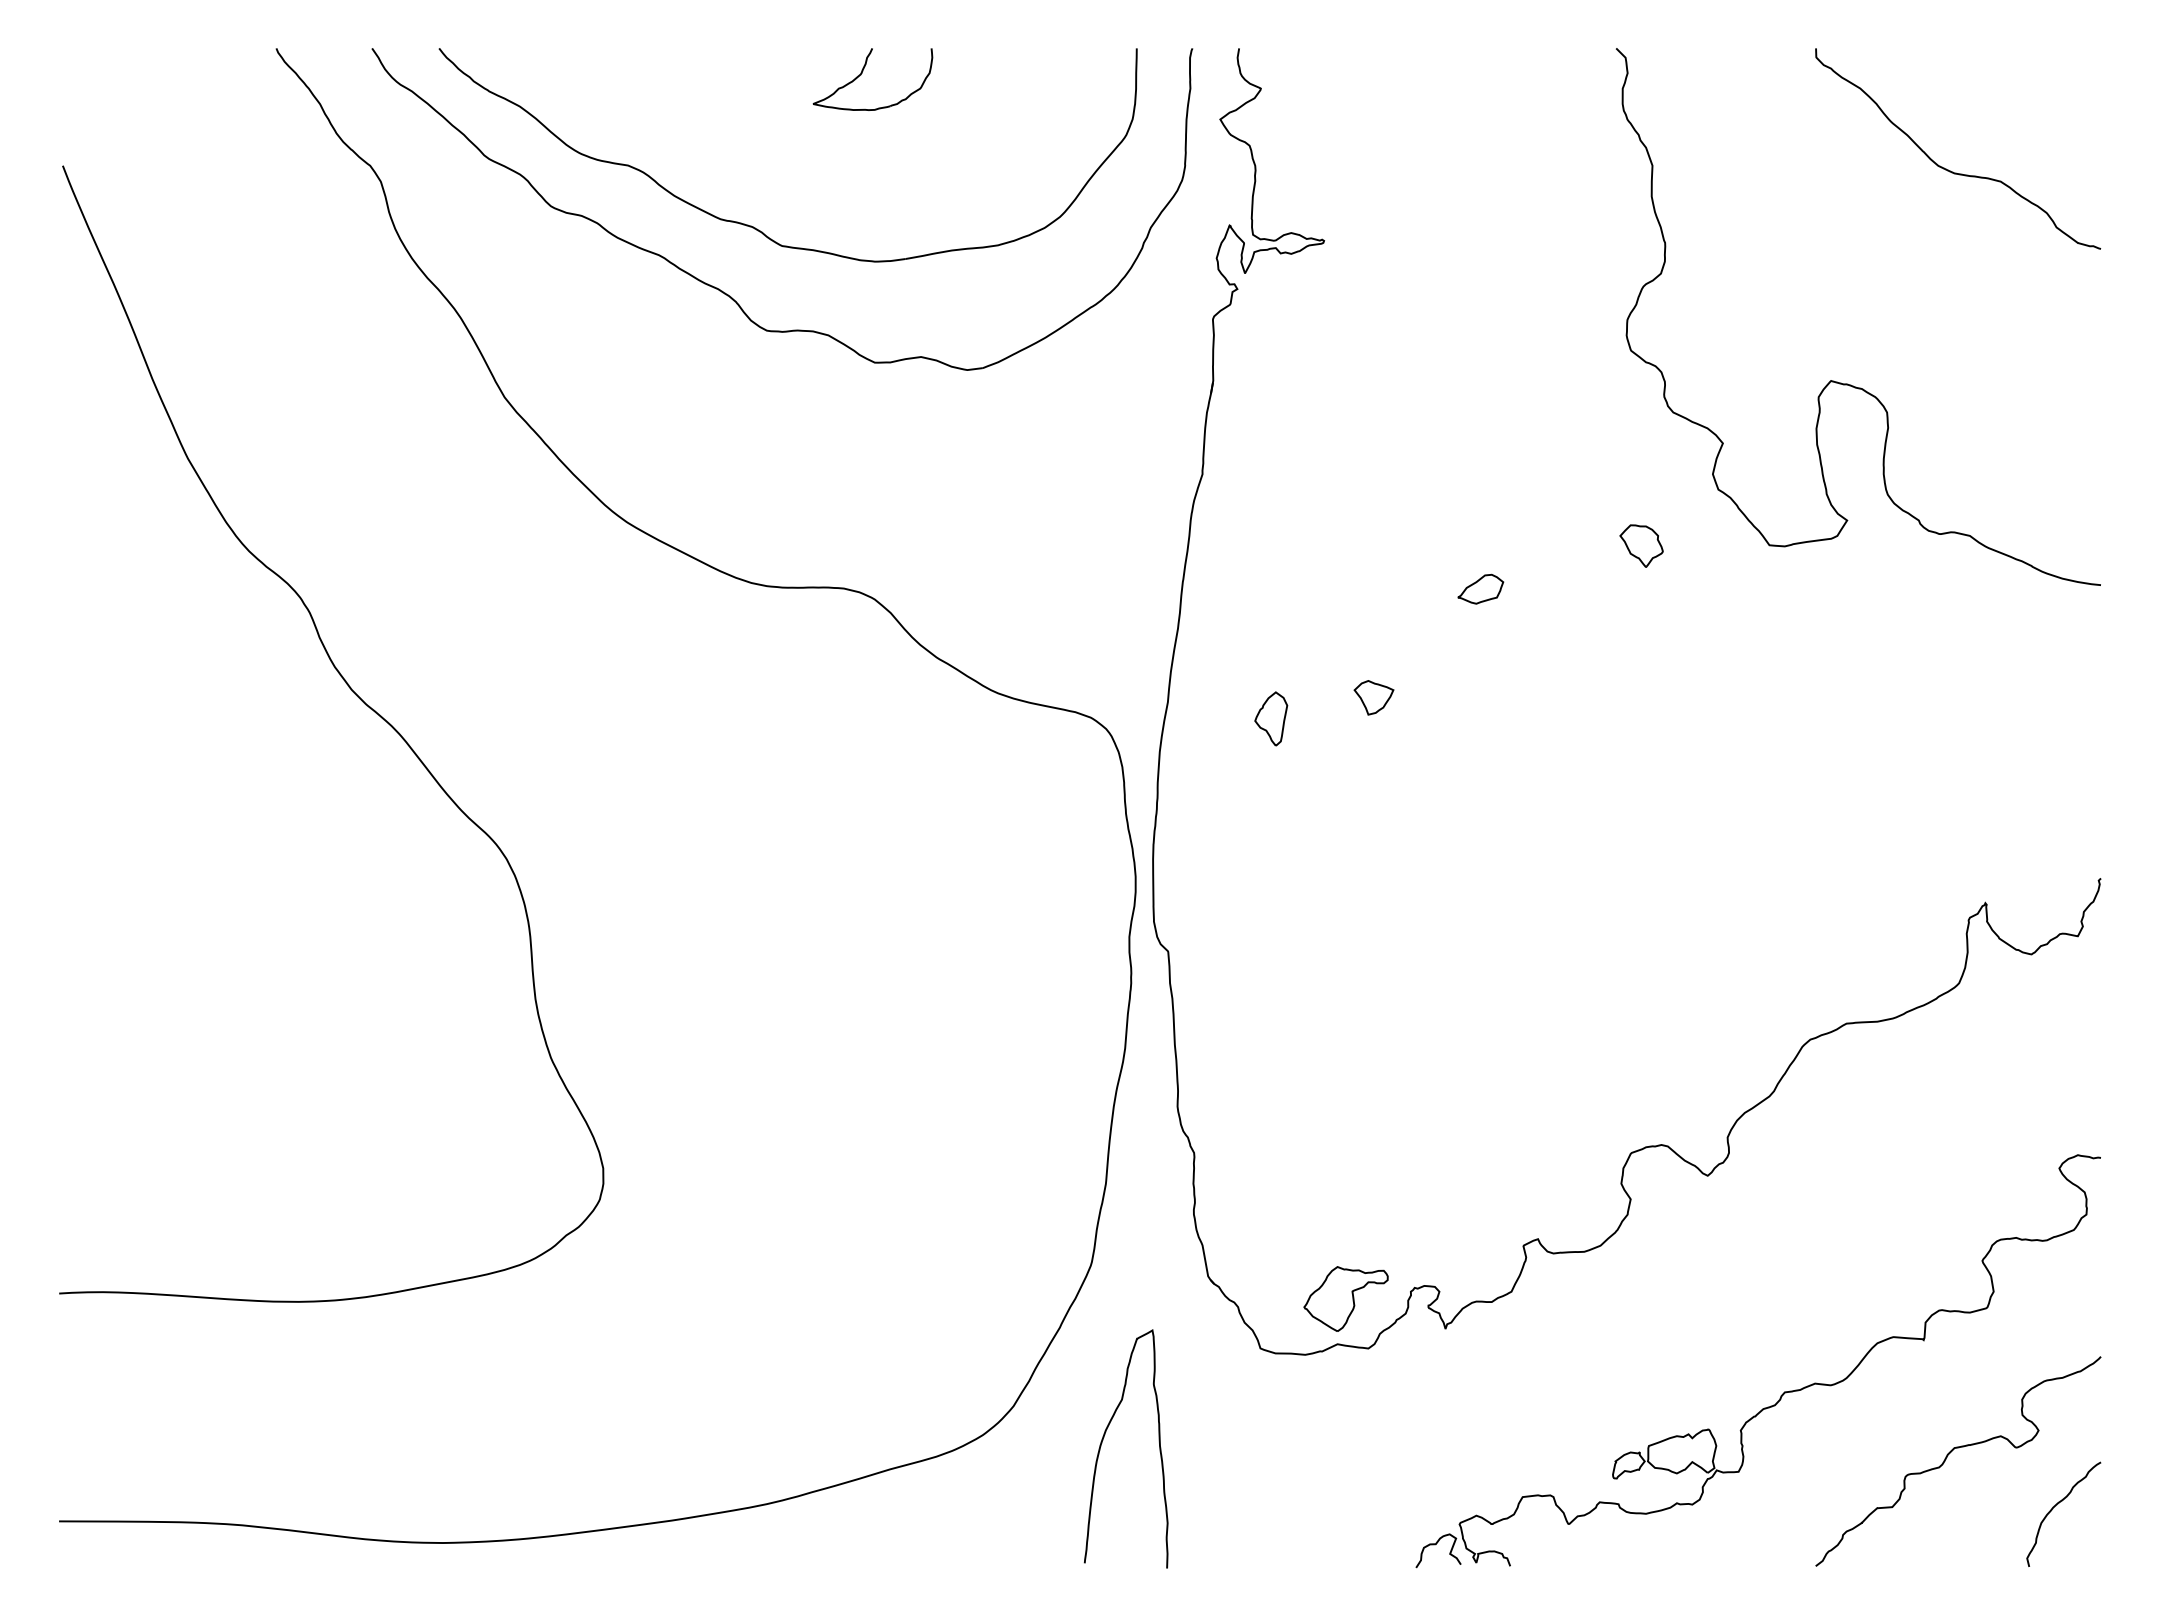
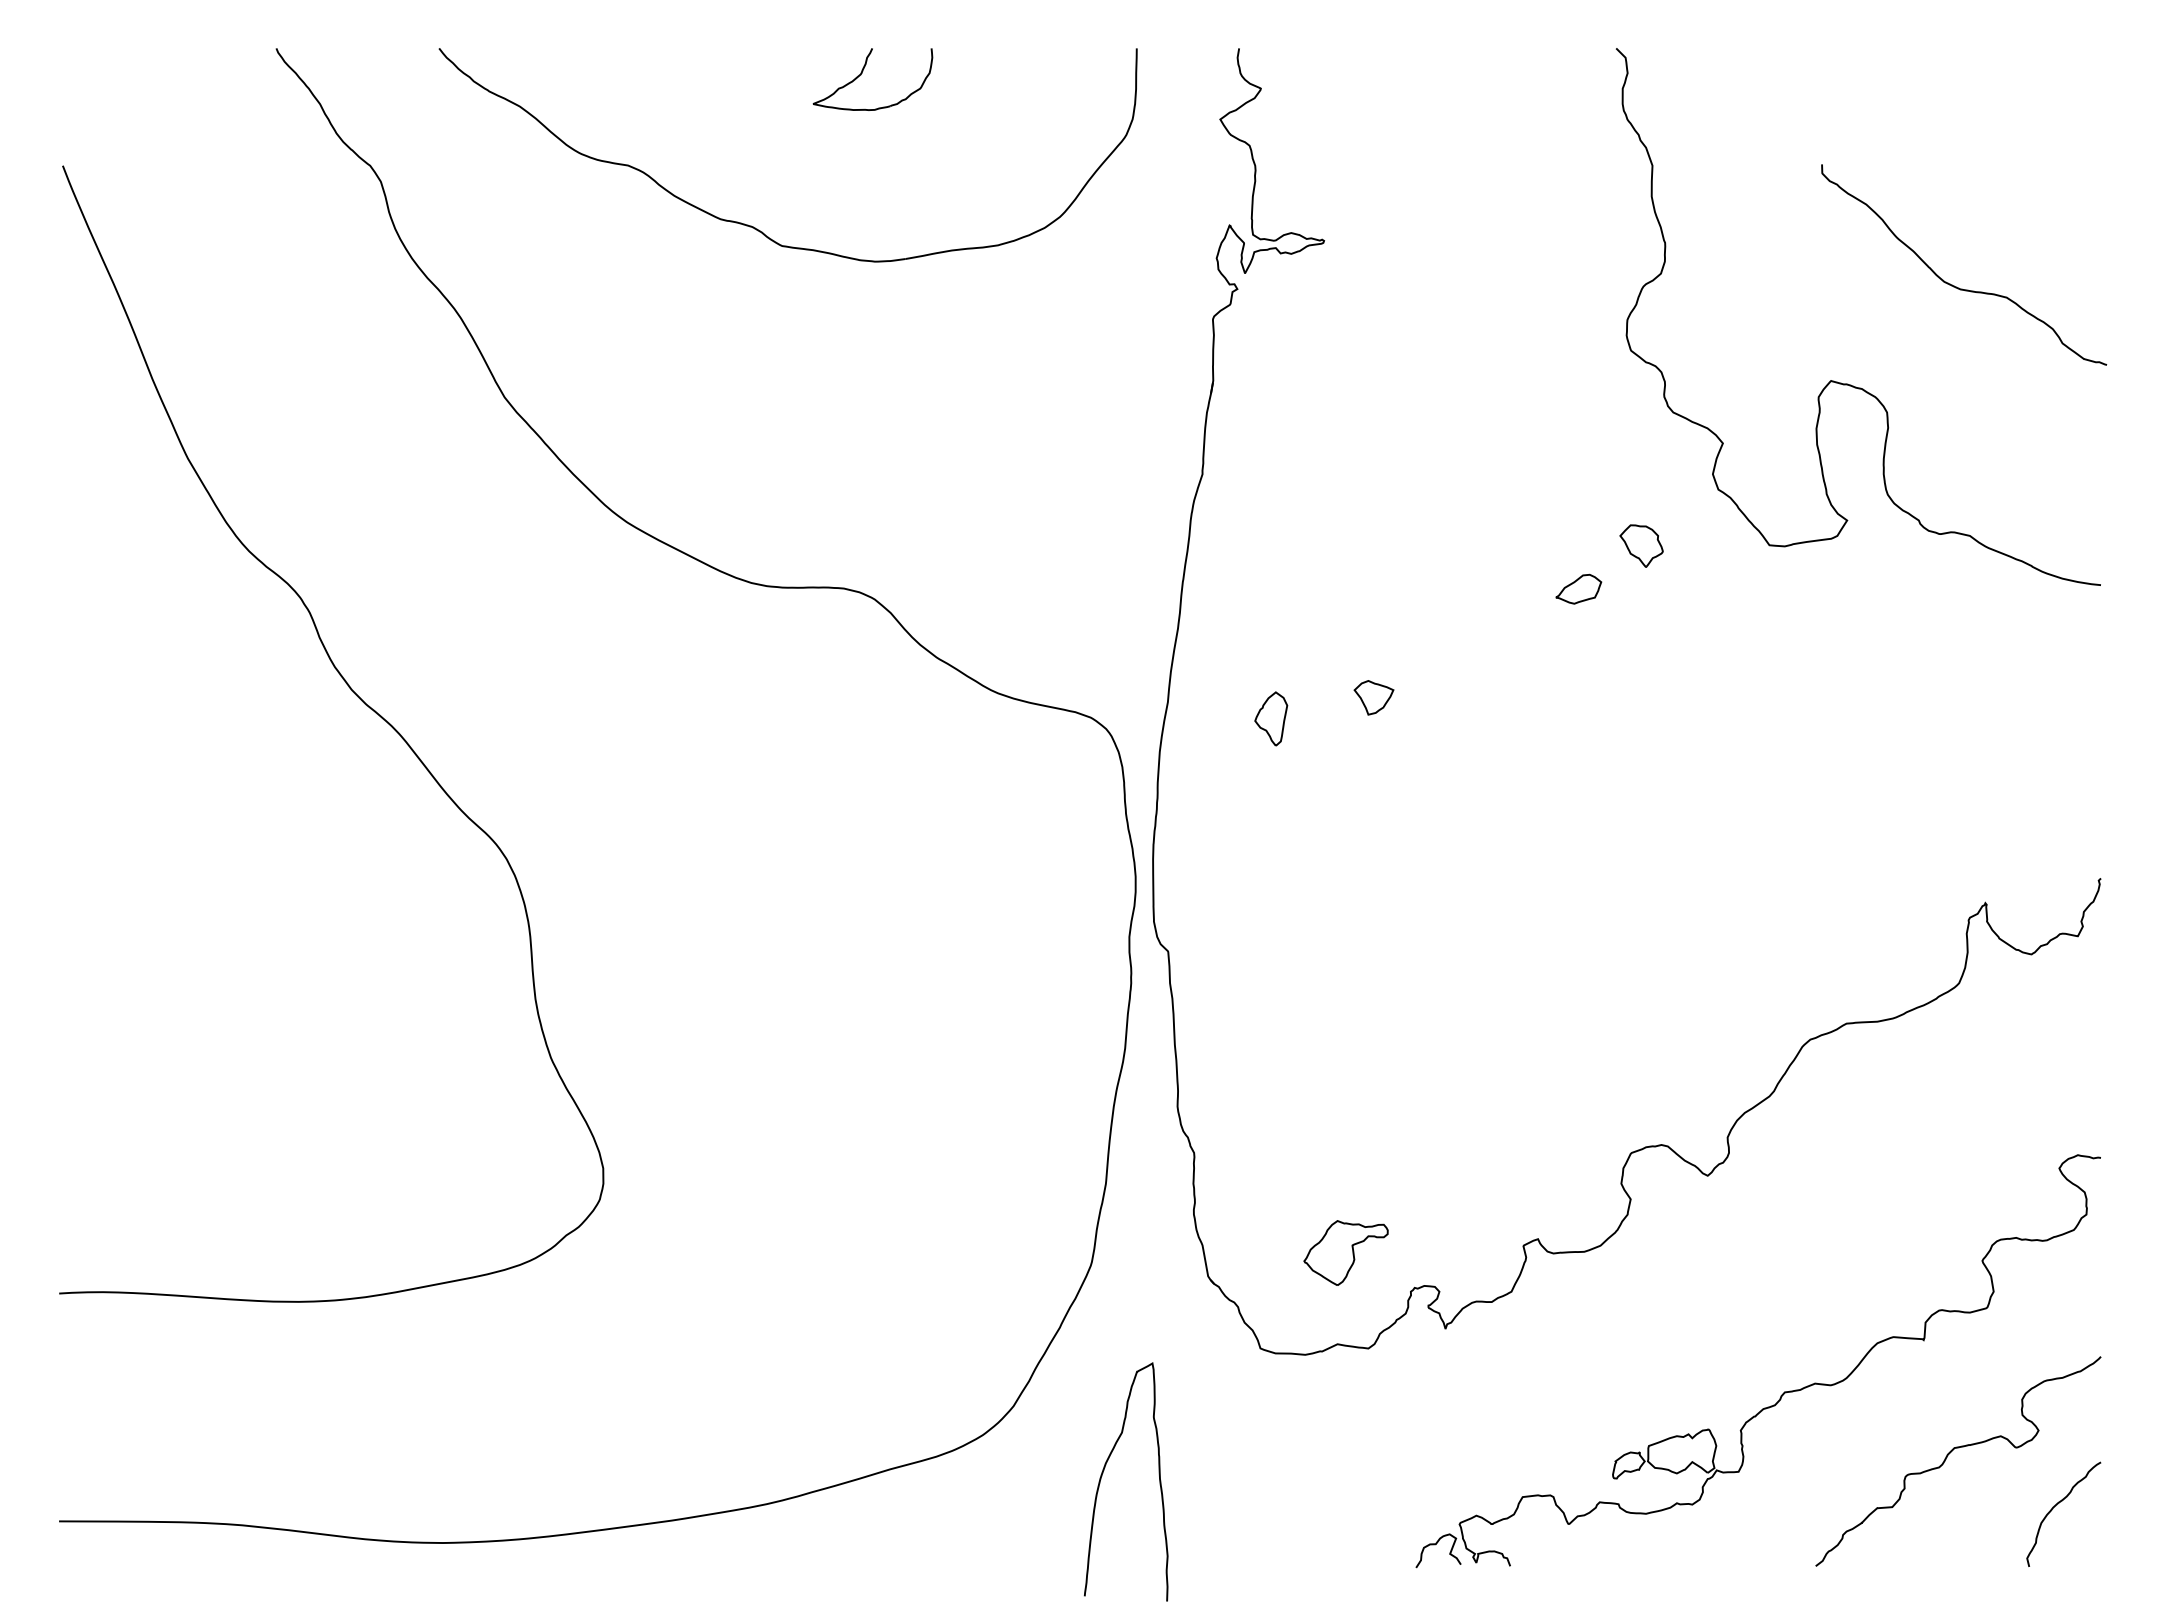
curve position: (1948, 169) -> (1954, 285) (1954, 285)
part: present -> none (725, 292)
part position: (1480, 588) -> (1578, 588) (1578, 588)
part position: (1345, 1298) -> (1345, 1252) (1345, 1252)
curve position: (1103, 1440) -> (1103, 1473) (1103, 1473)
